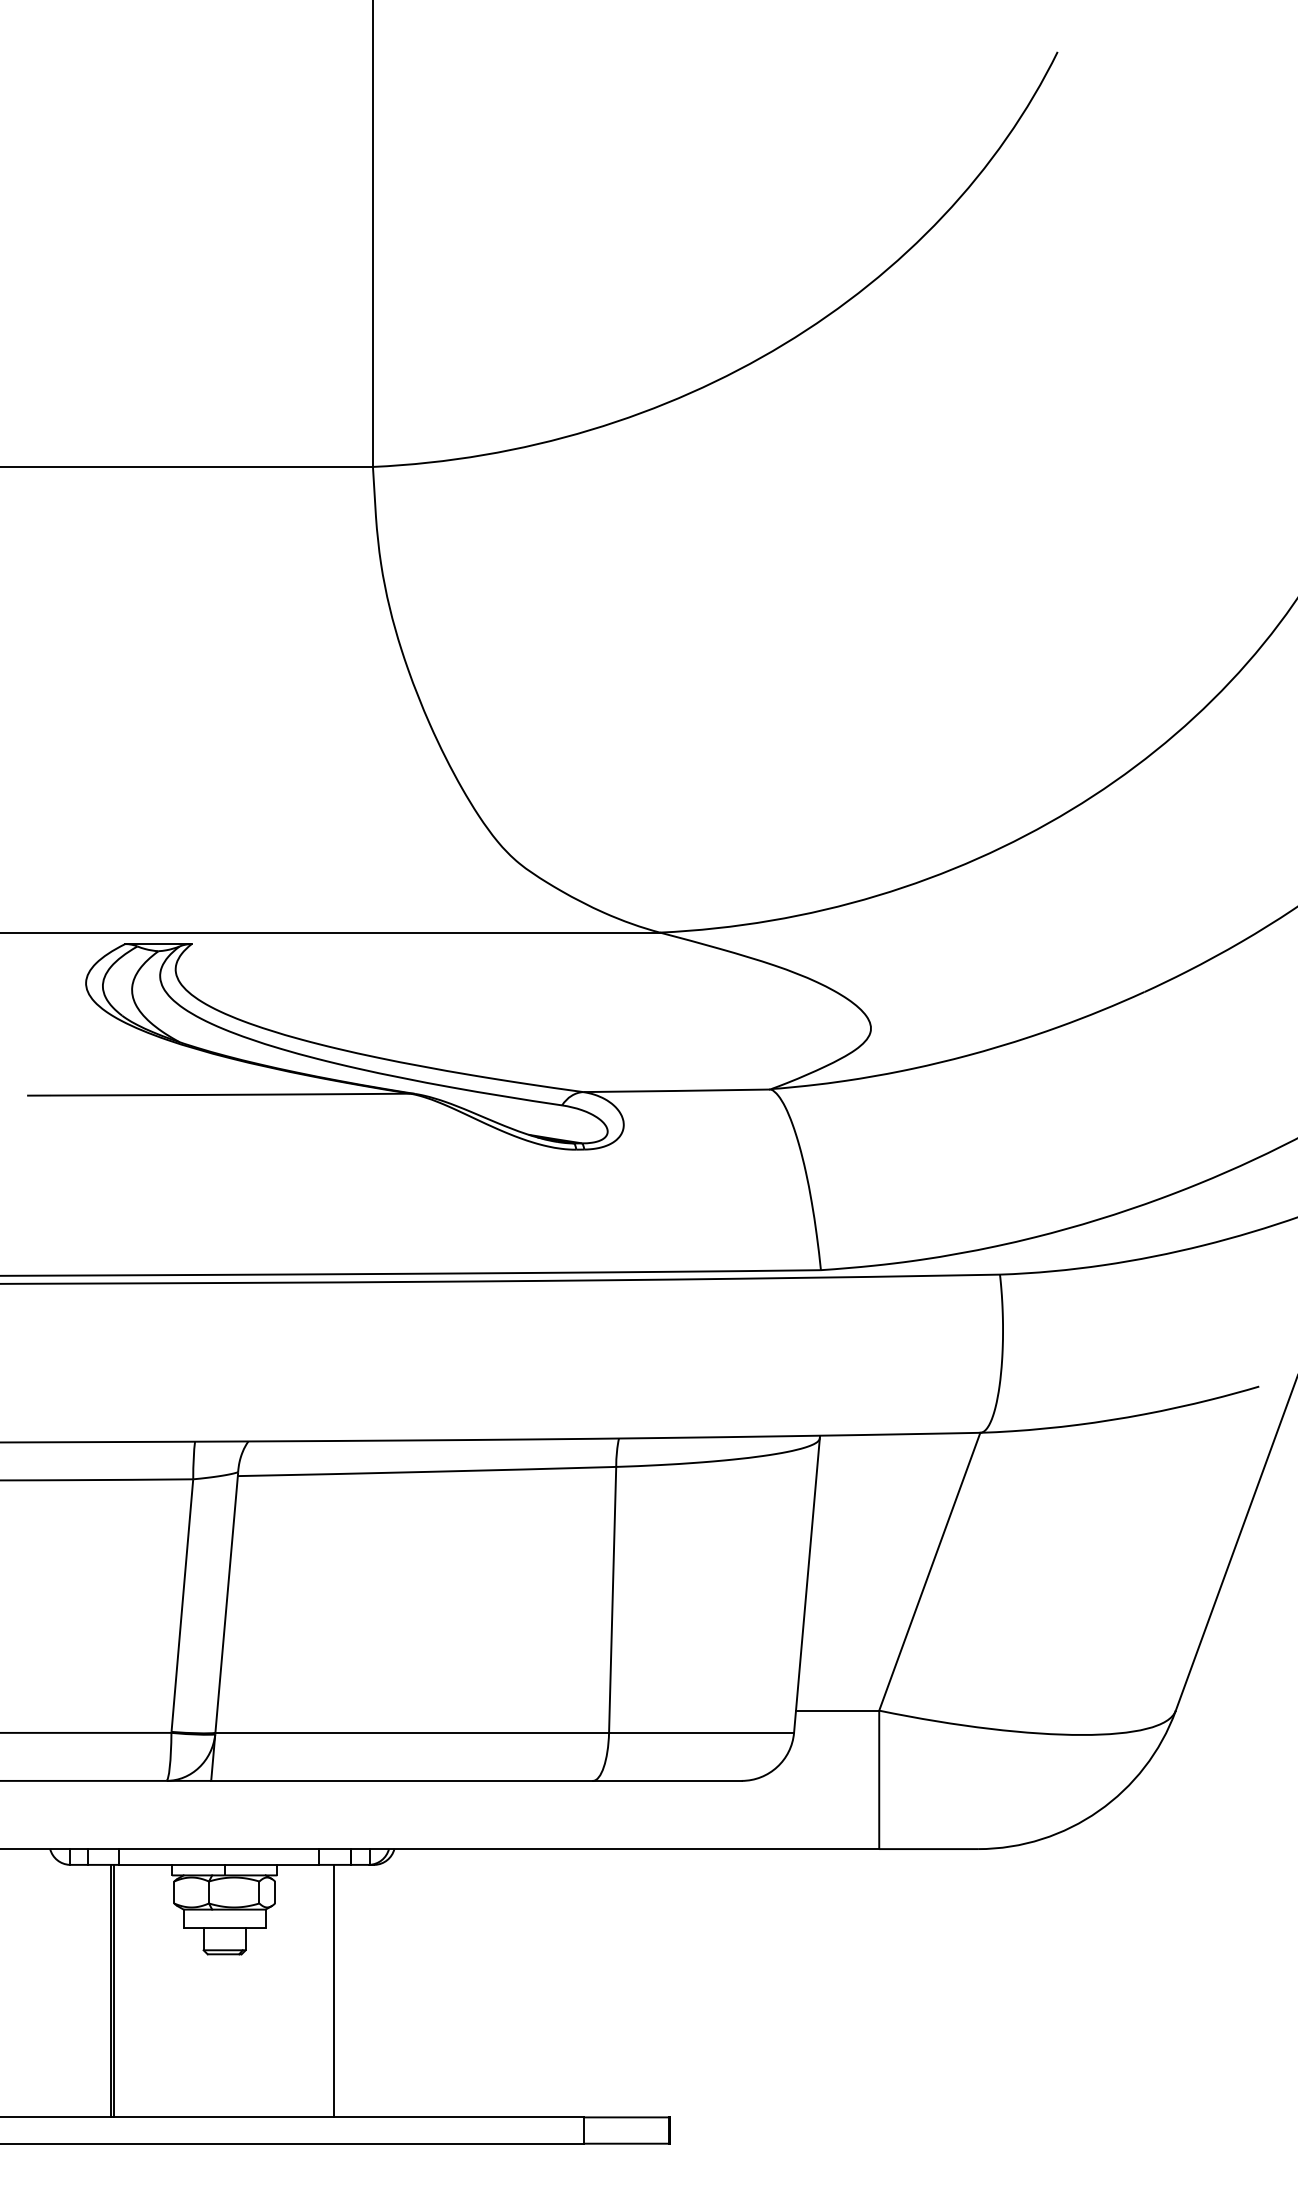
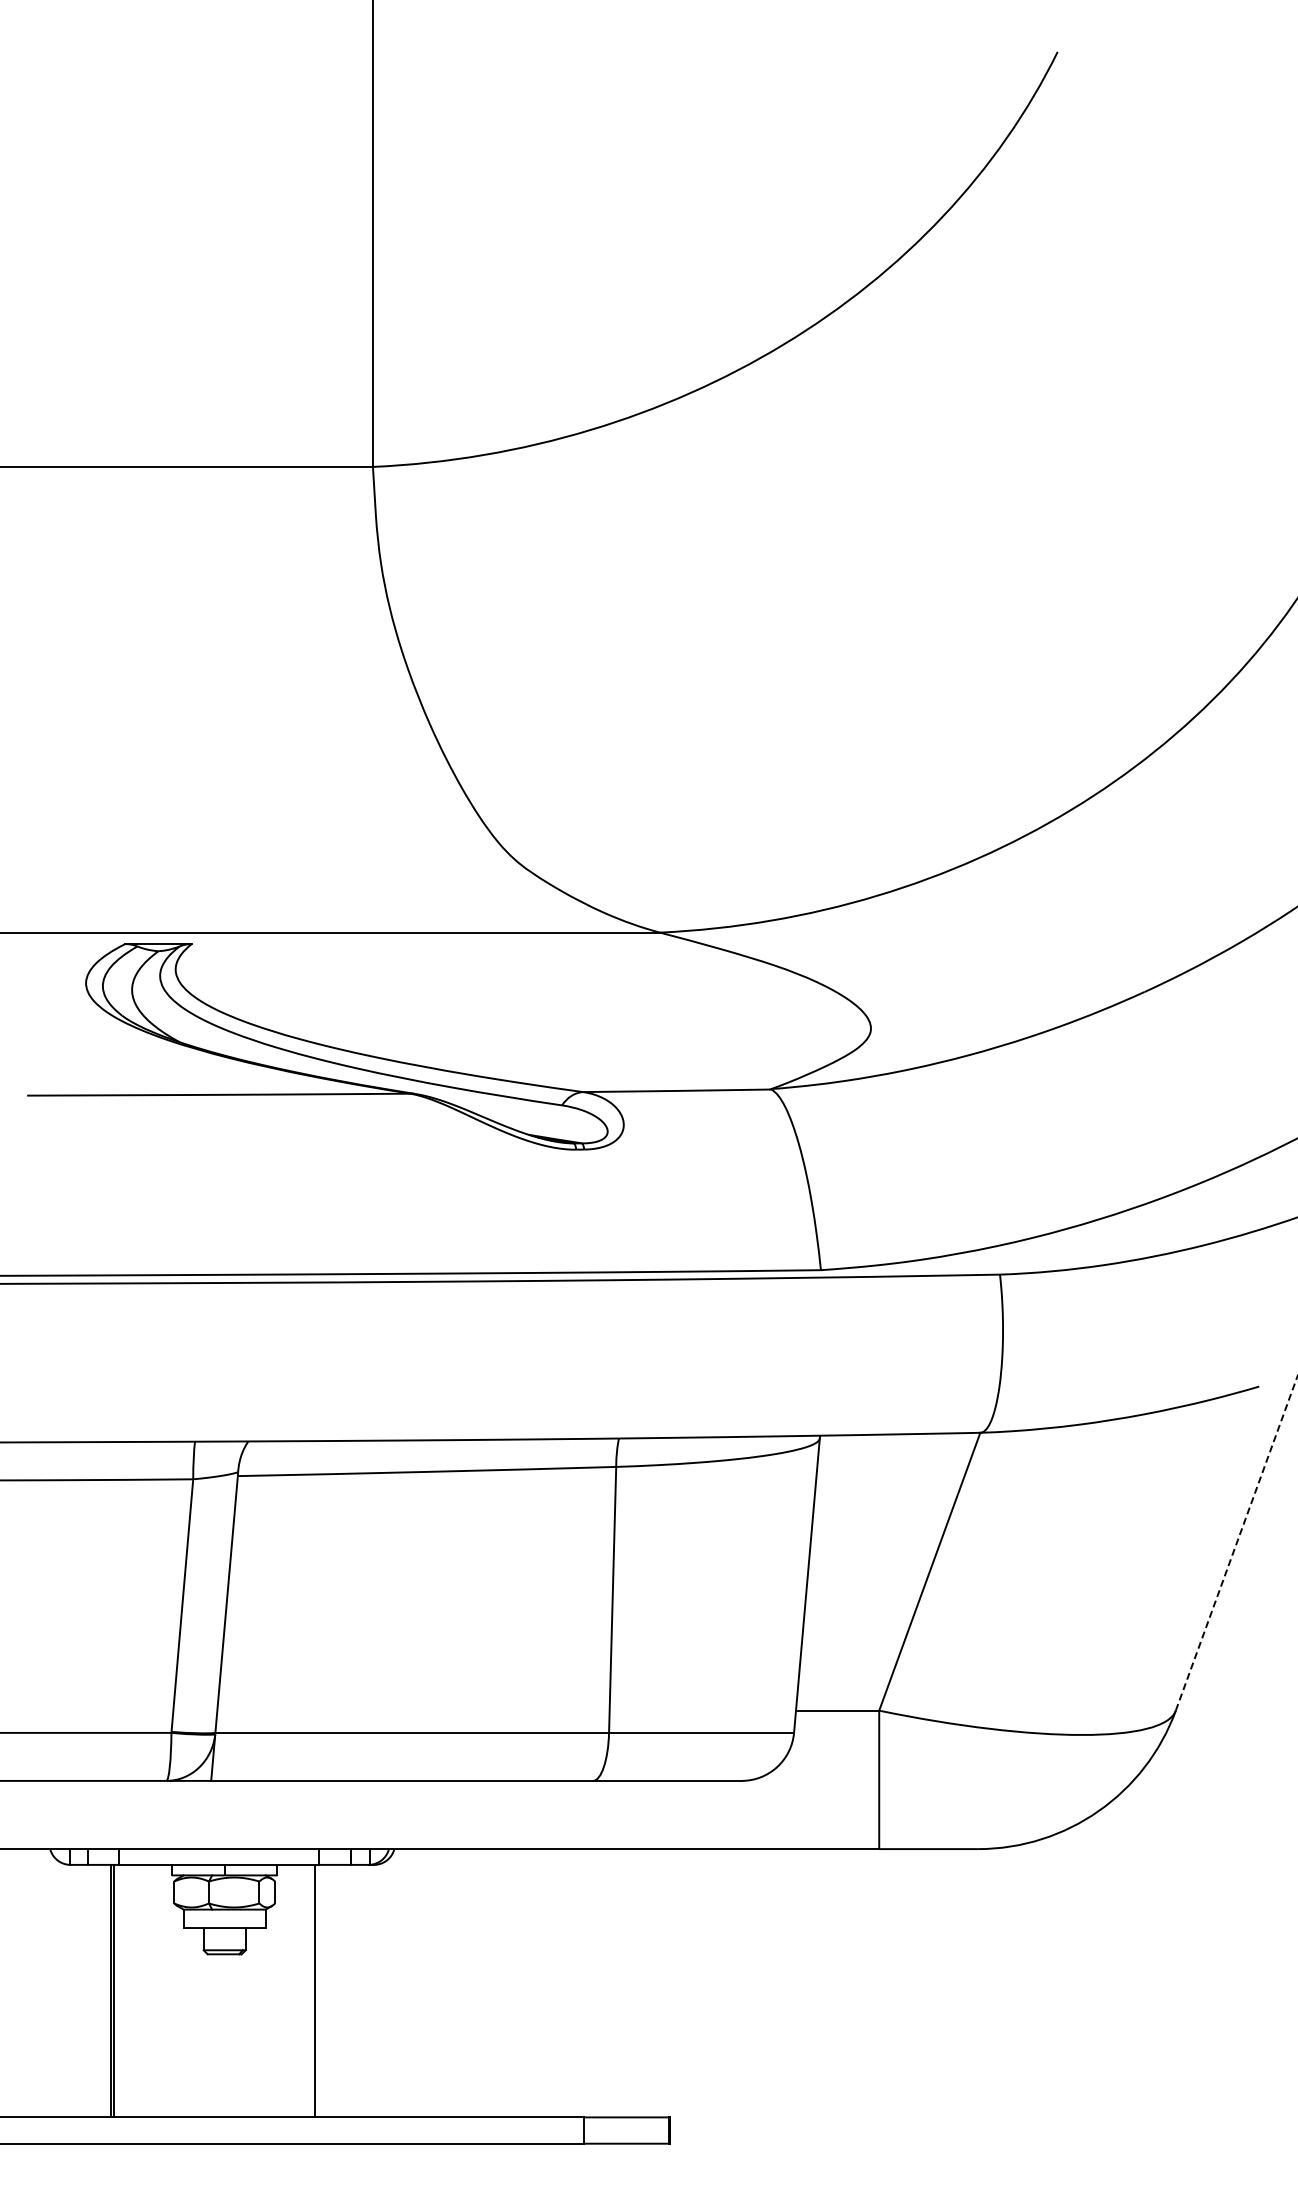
line: solid -> dashed (1236, 1542)
line position: (333, 1990) -> (314, 1990) (314, 1990)
